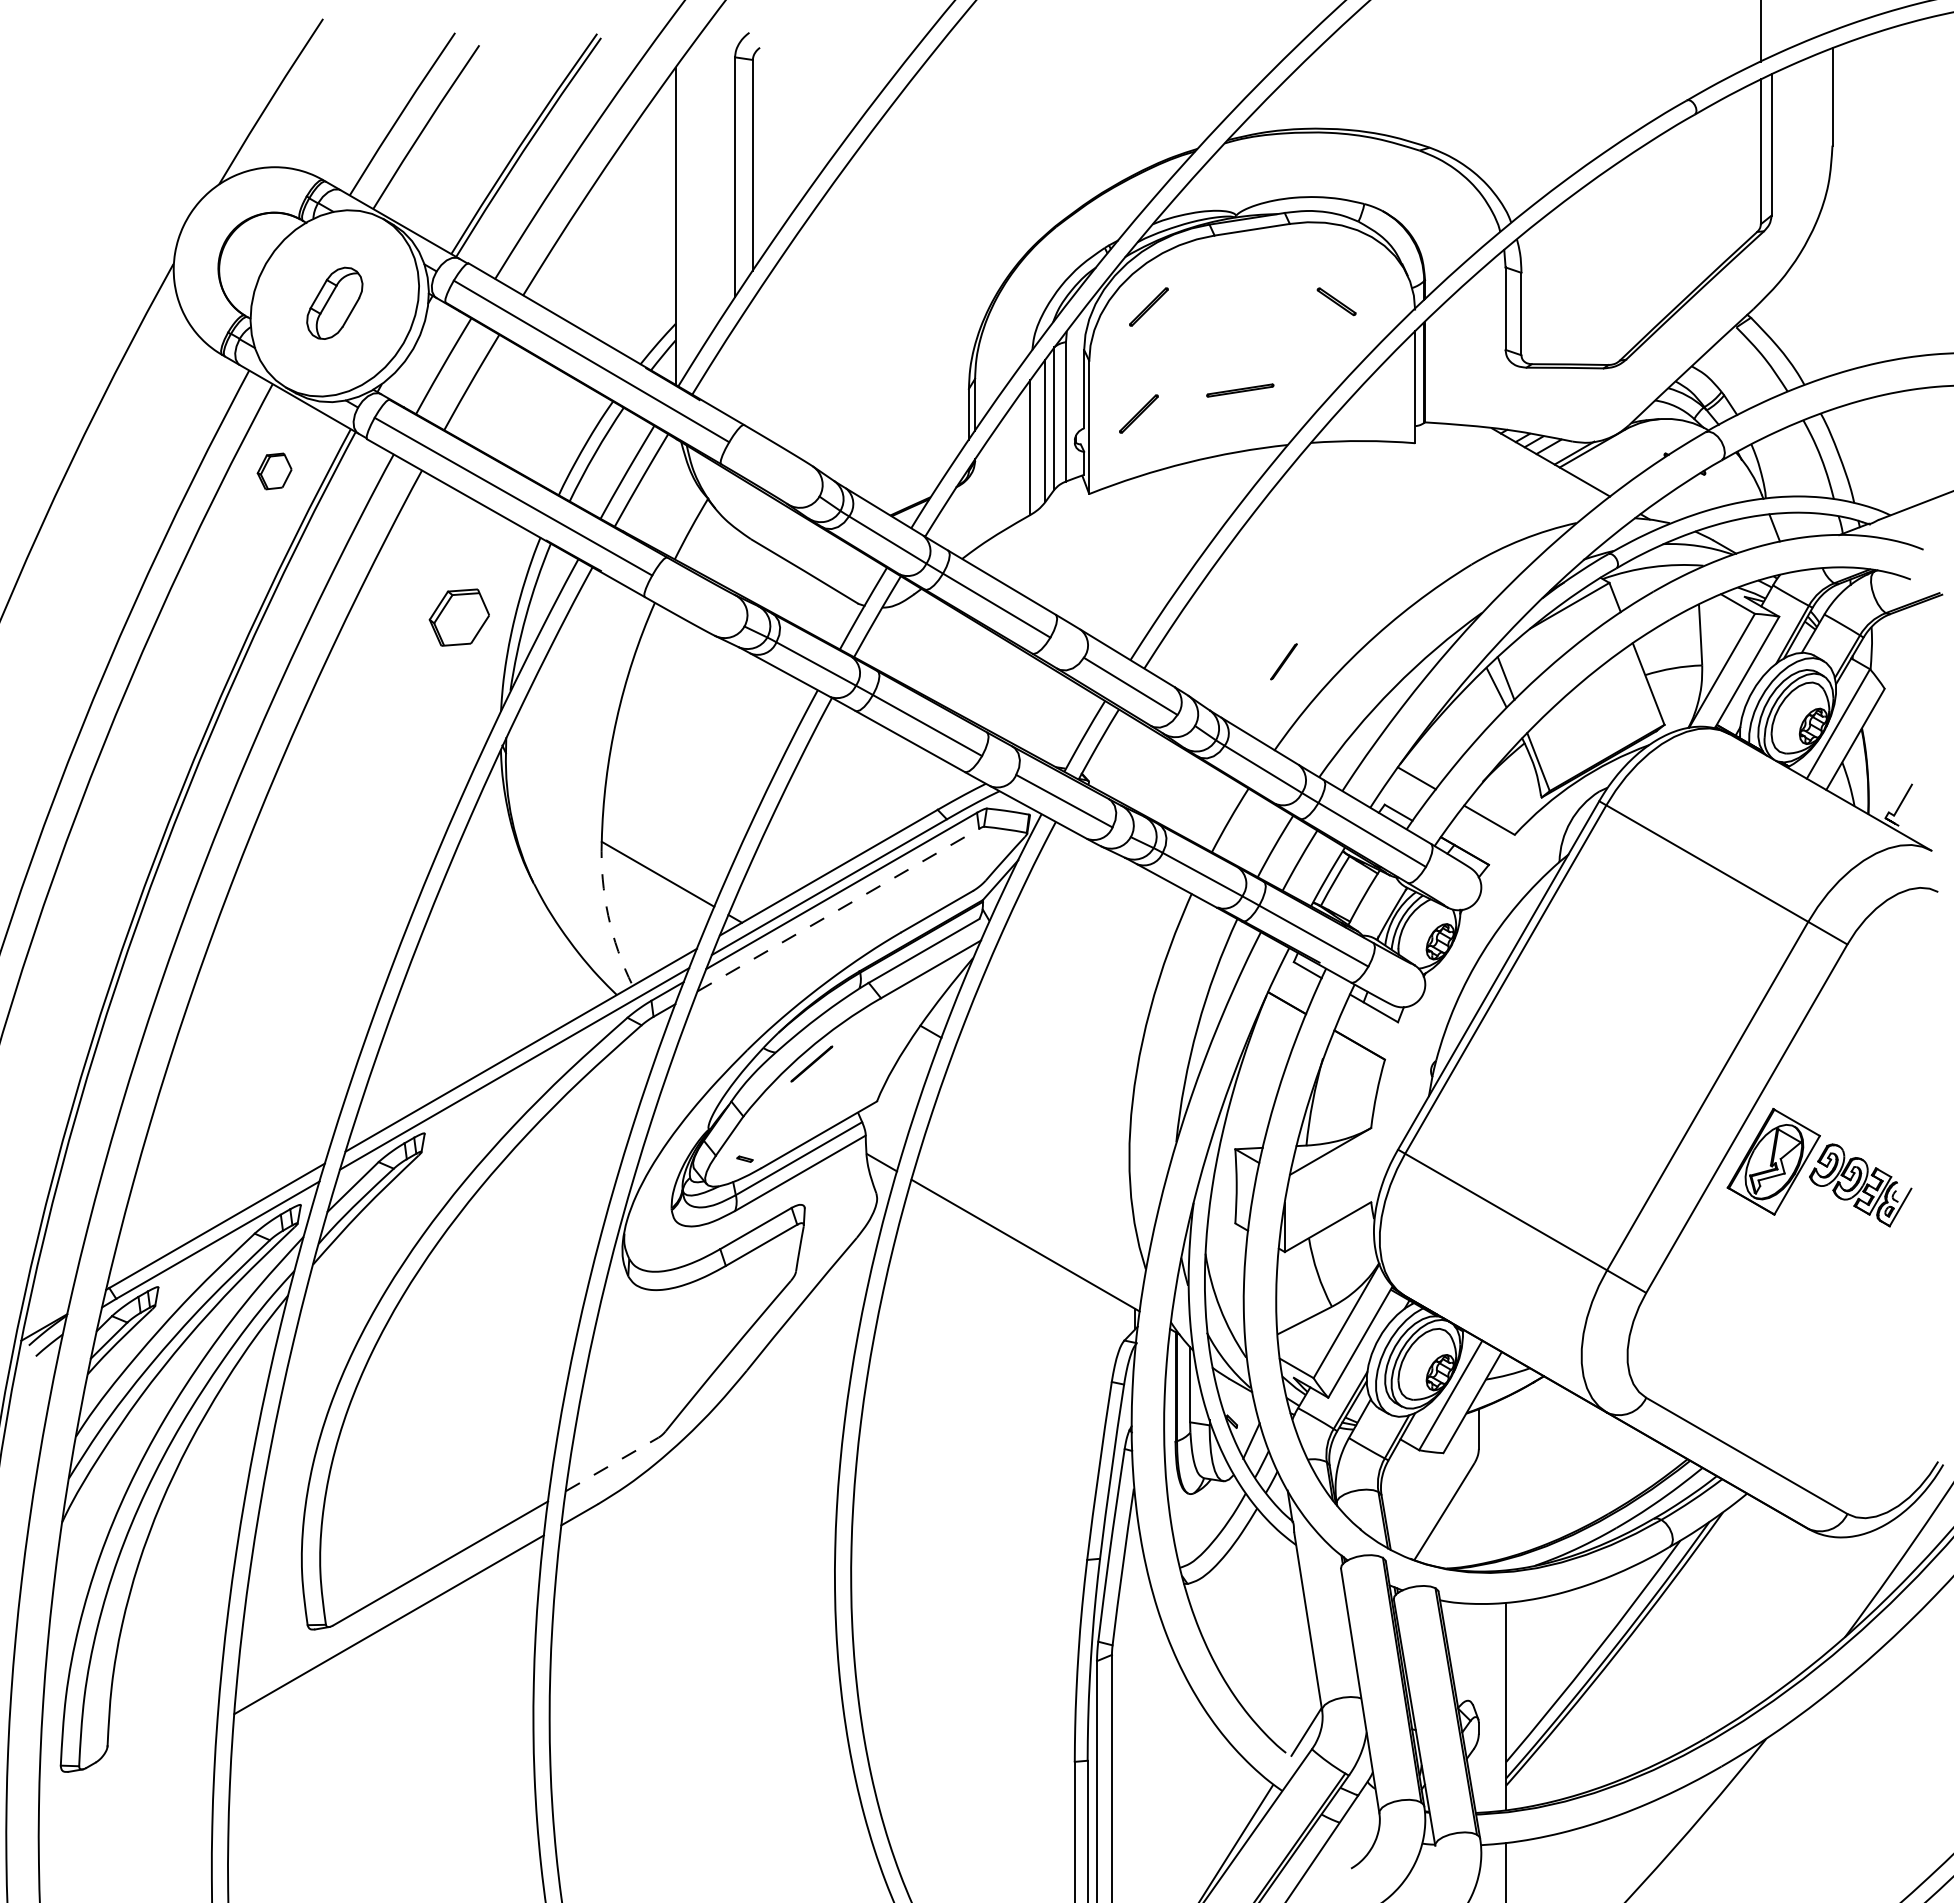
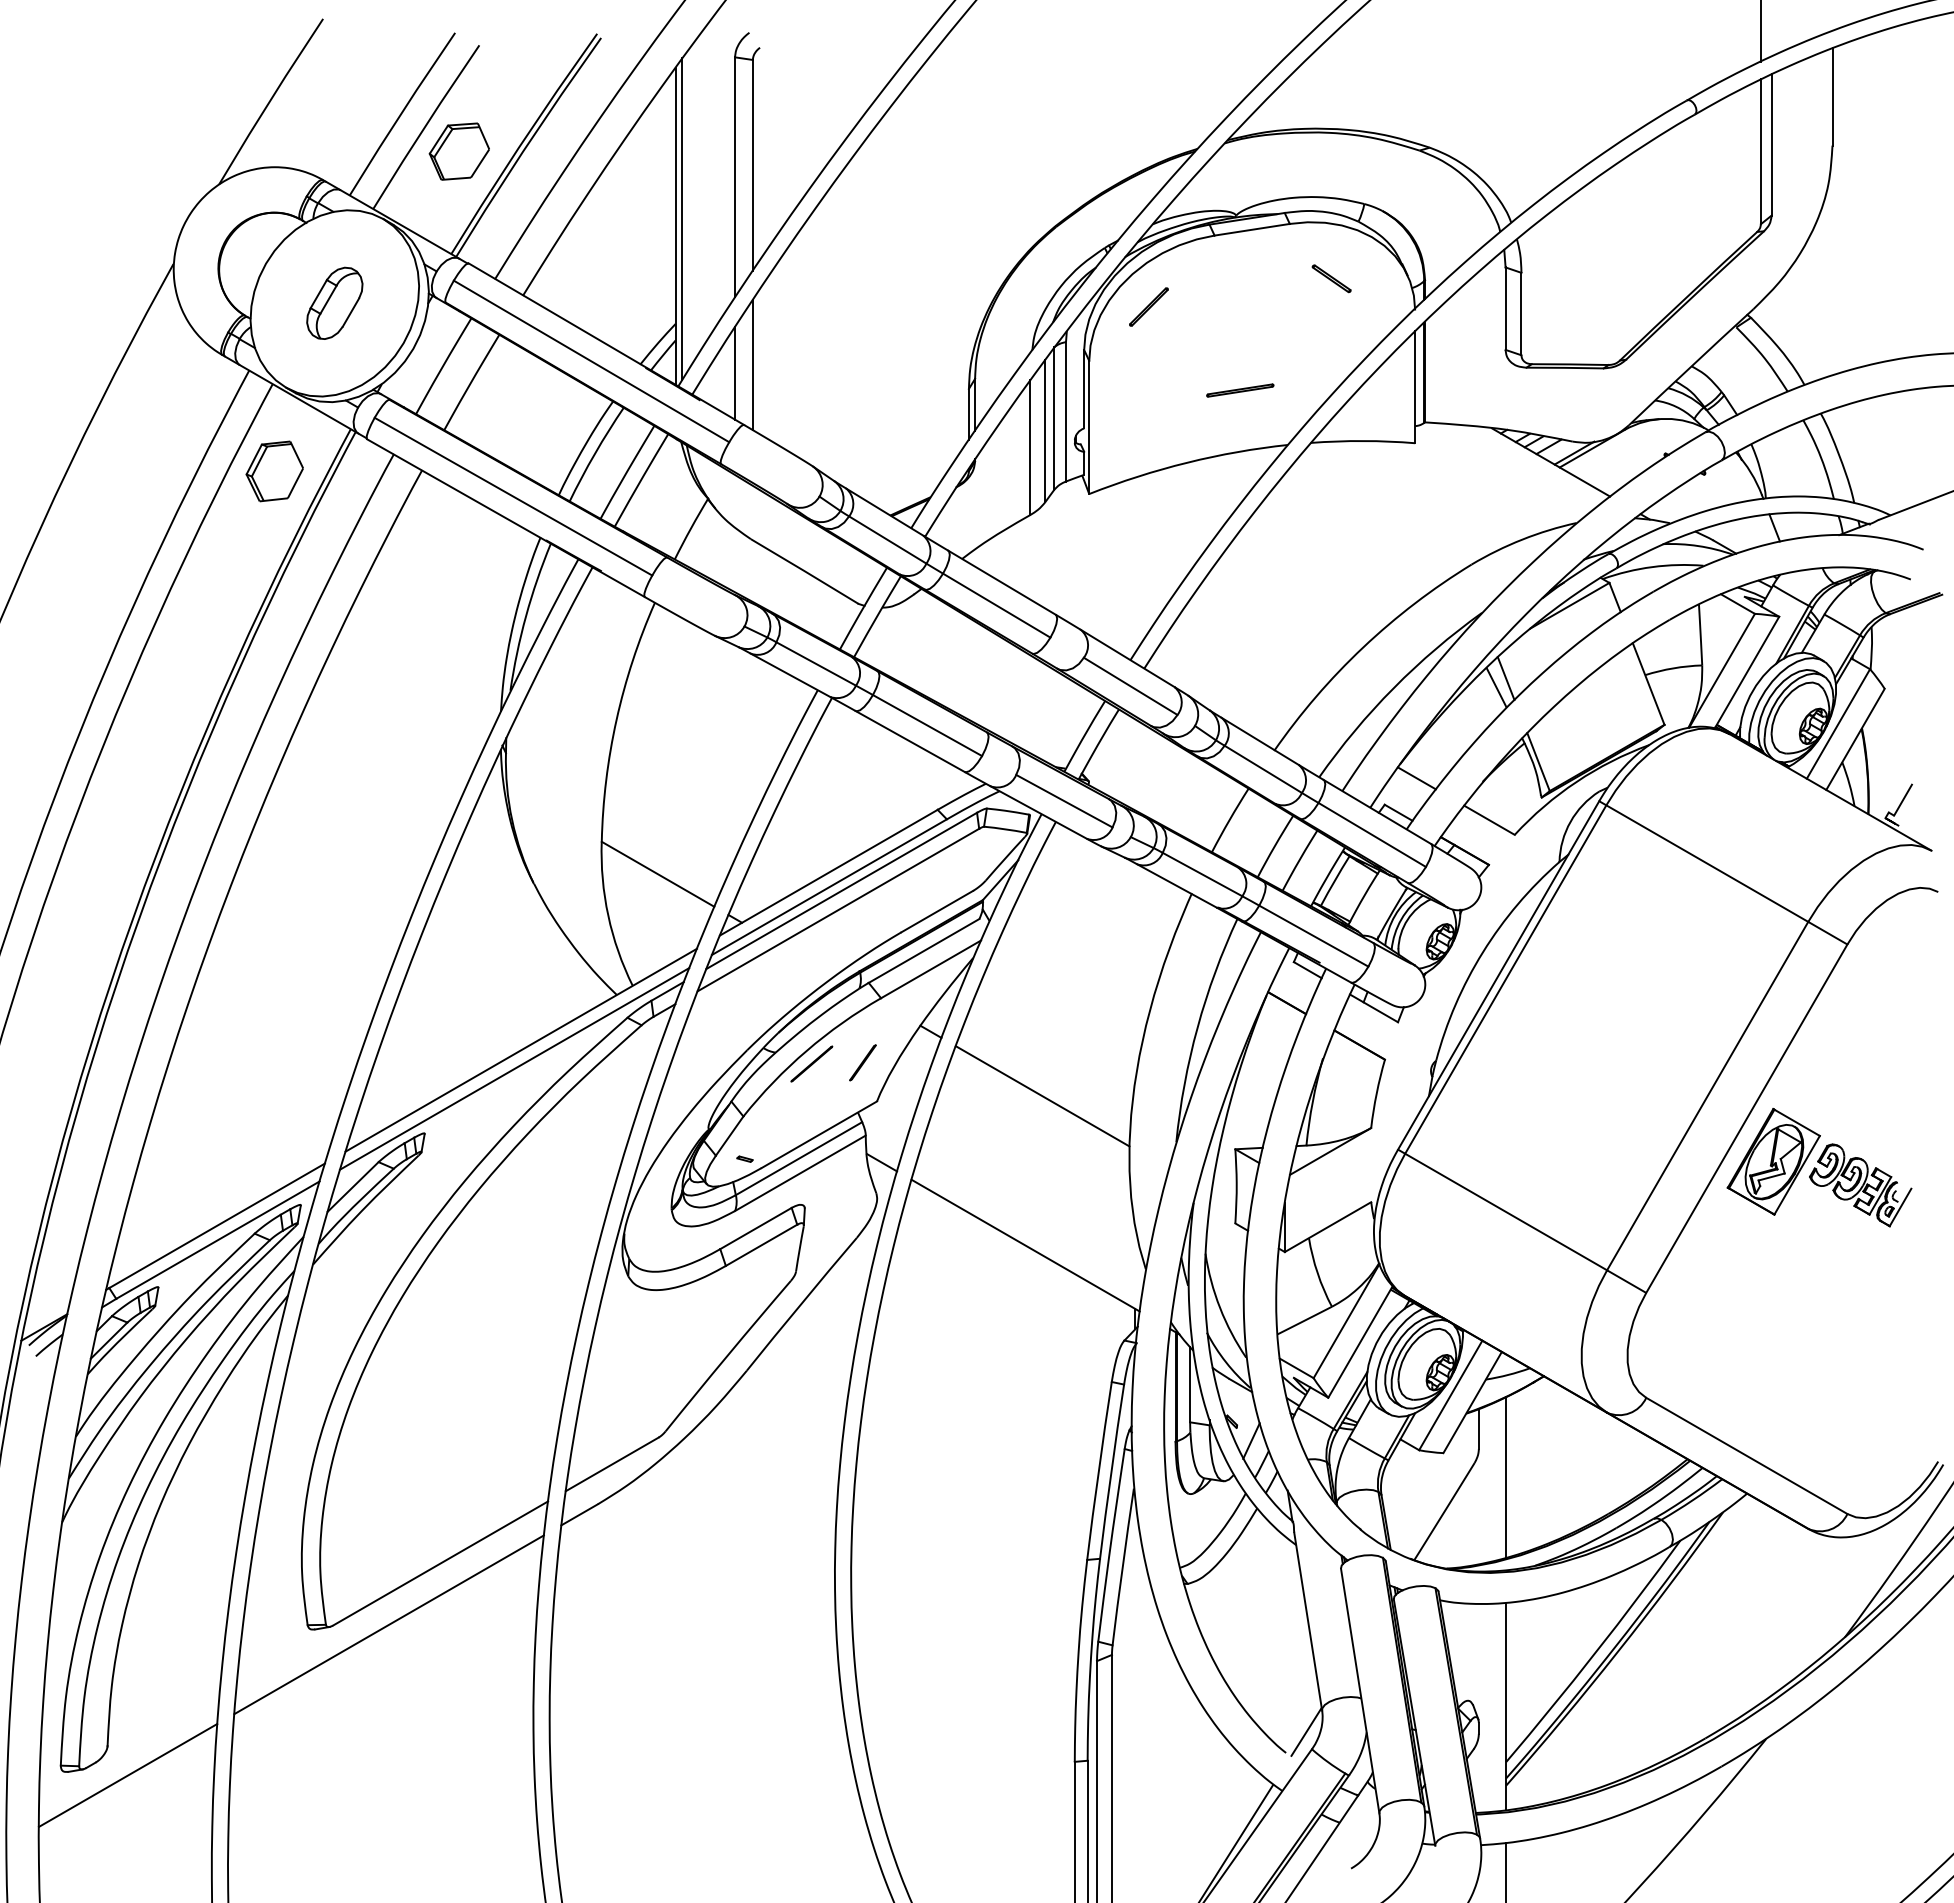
line: none -> present (682, 218)
part position: (1336, 301) -> (1331, 278) (1331, 278)
line: none -> present (752, 364)
line: none -> present (735, 373)
line: present -> none (1138, 413)
part size: 37x39 px -> 59x63 px (274, 471)
part position: (458, 617) -> (458, 151) (458, 151)
line position: (1283, 661) -> (862, 1062) (862, 1062)
line: dashed -> solid (838, 910)
arc: dashed -> solid (608, 915)
line: none -> present (1042, 1096)
line: dashed -> solid (612, 1464)
line: none -> present (1506, 1477)
line: none -> present (127, 1775)
